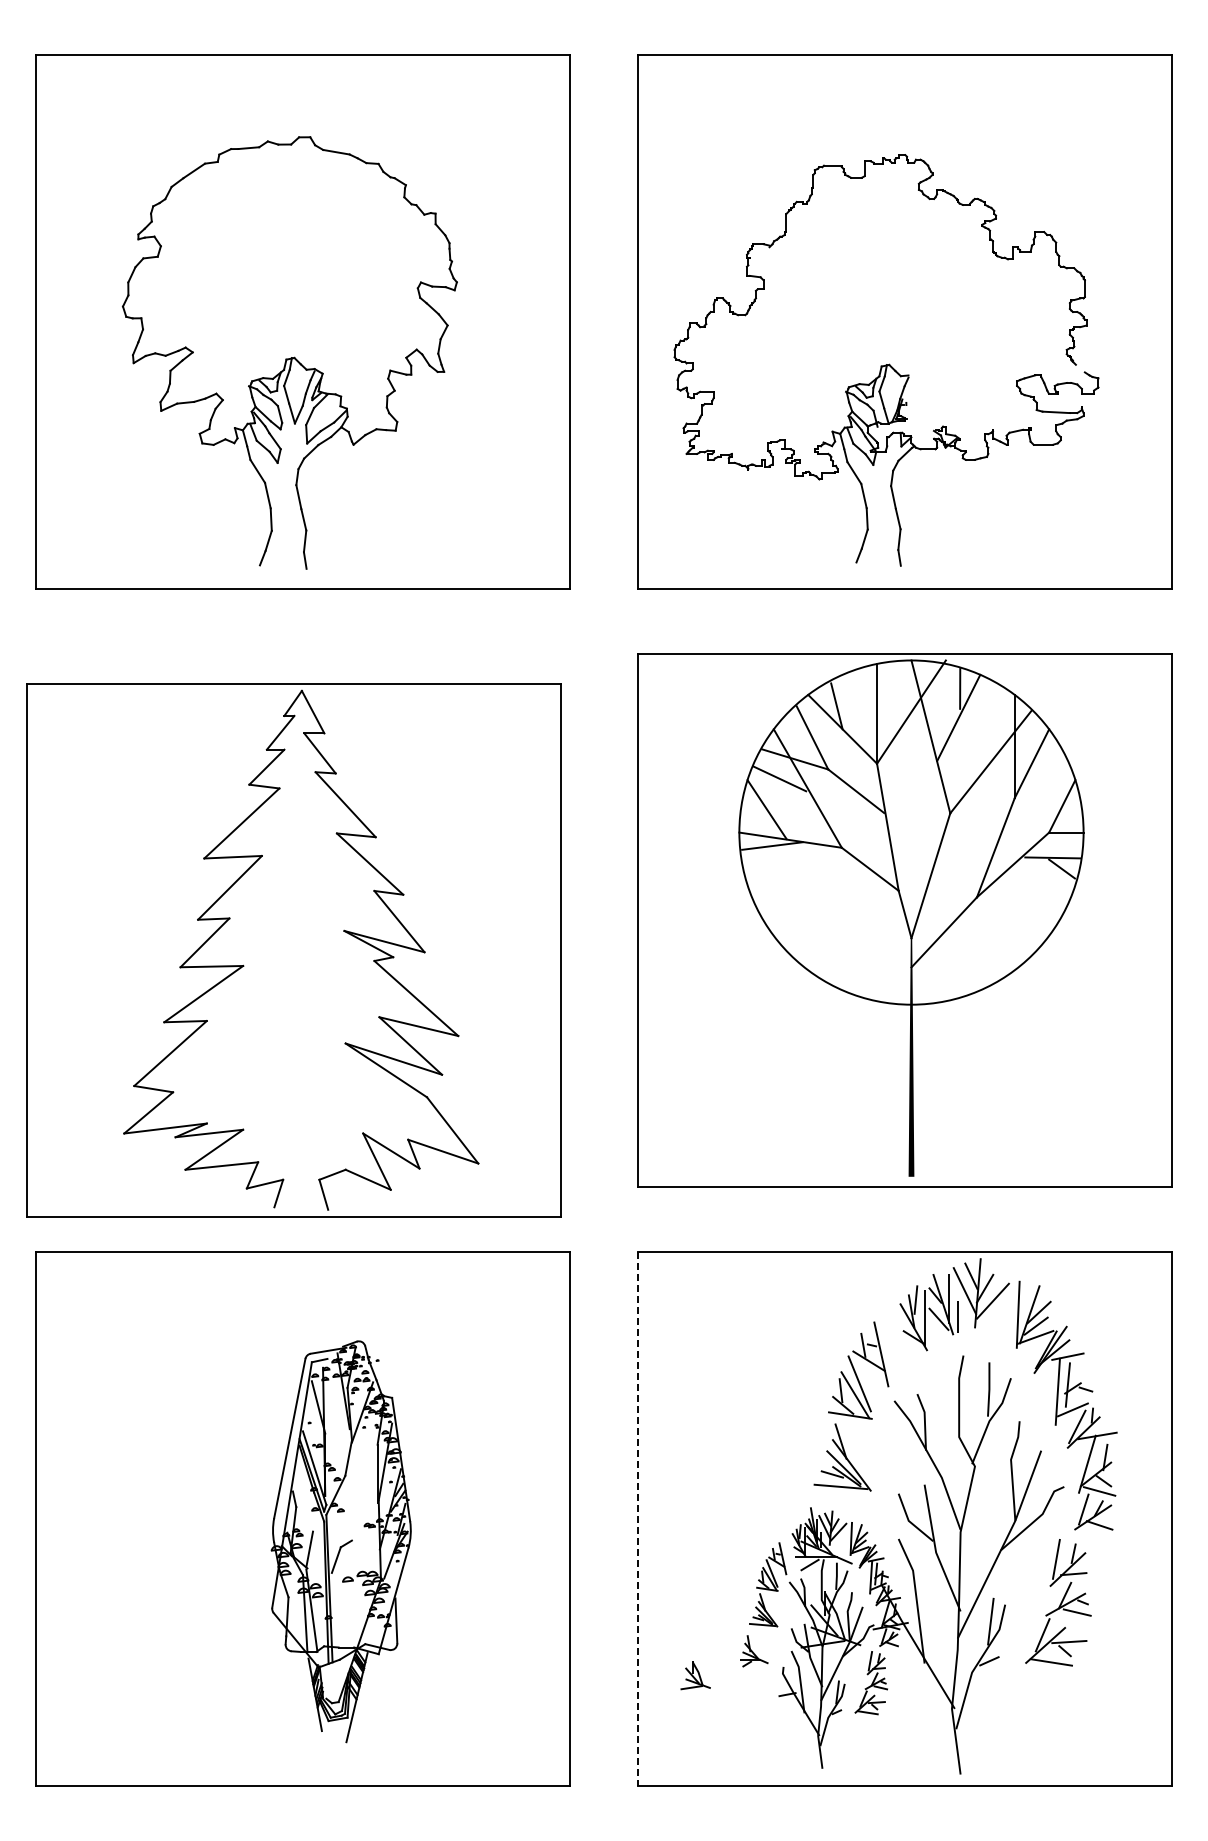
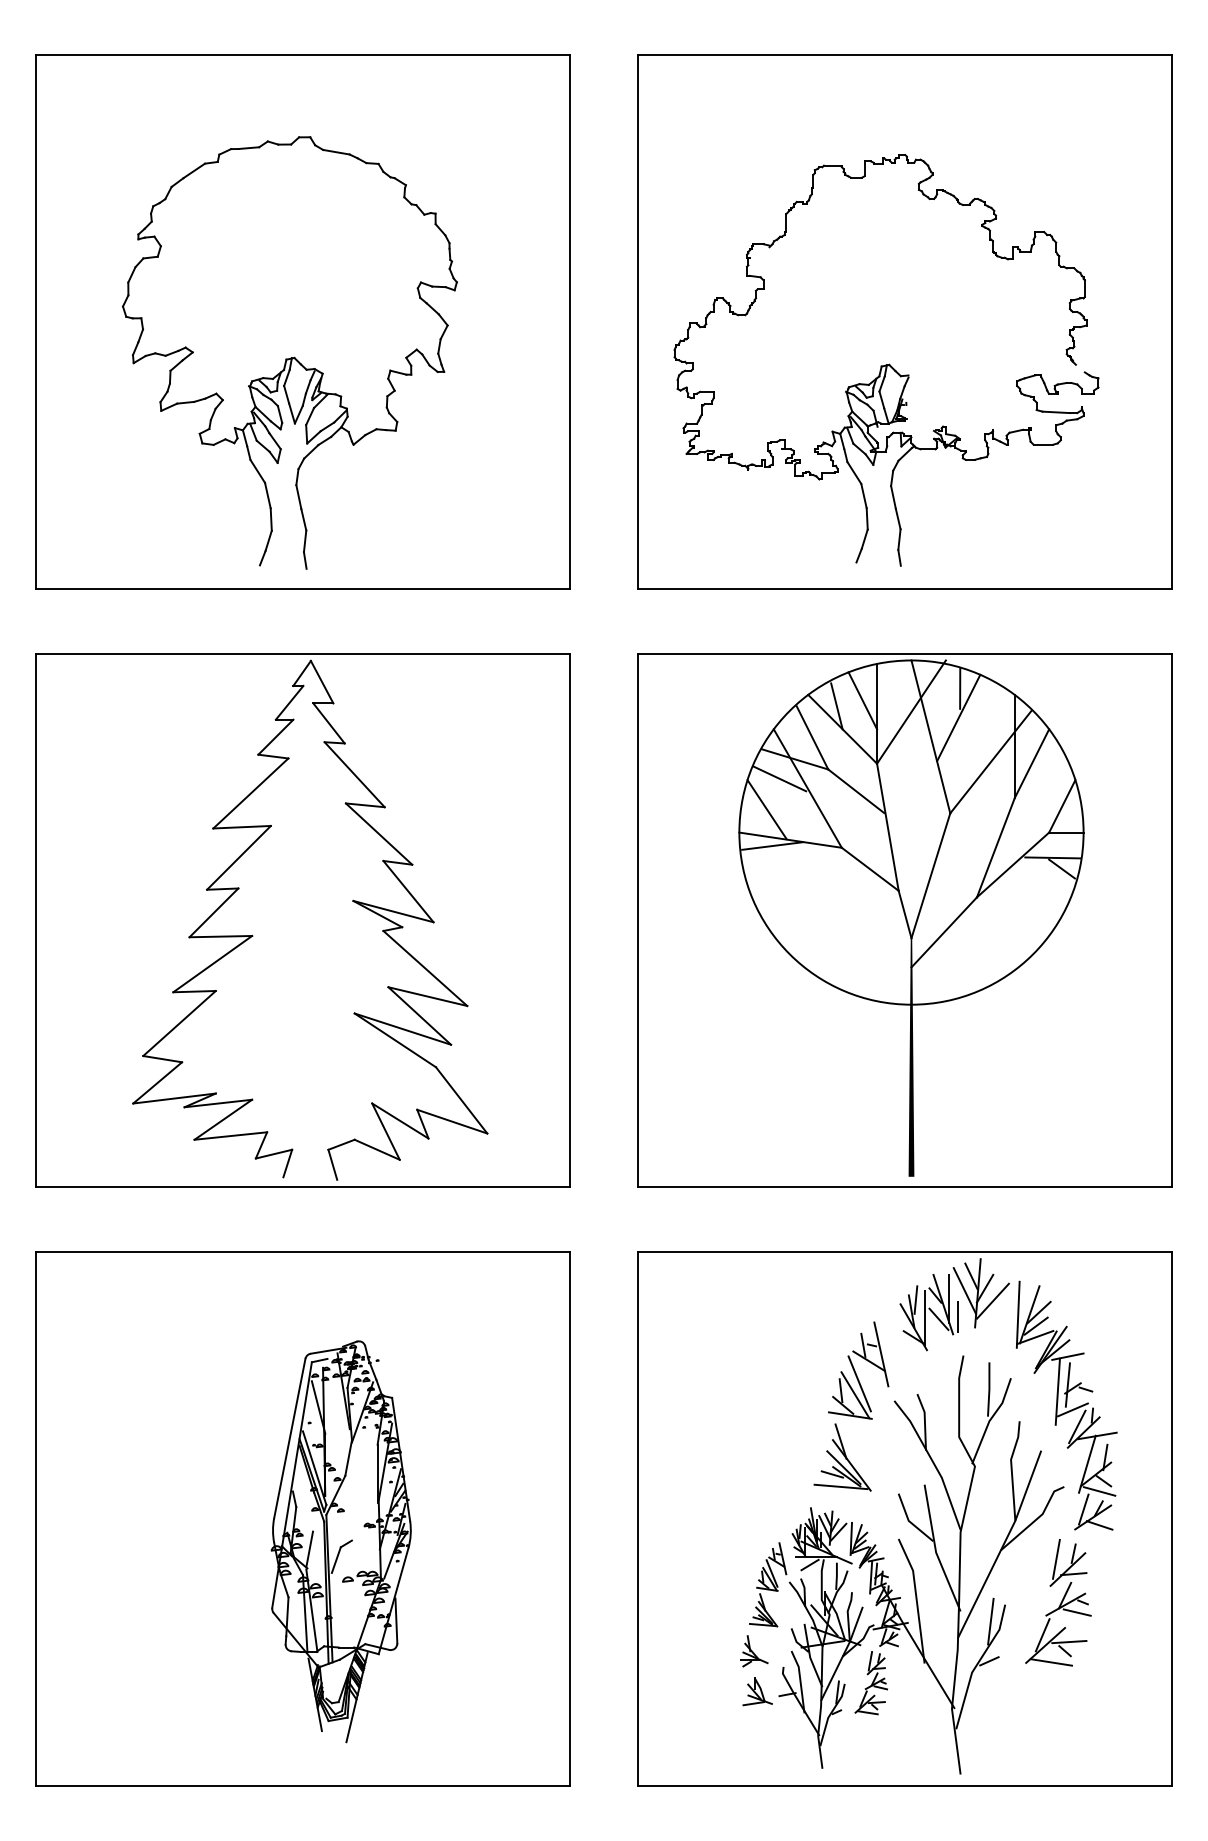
line: none -> present (862, 700)
part position: (293, 950) -> (302, 920) (302, 920)
line: dashed -> solid (638, 1519)
part position: (695, 1675) -> (757, 1691) (757, 1691)
